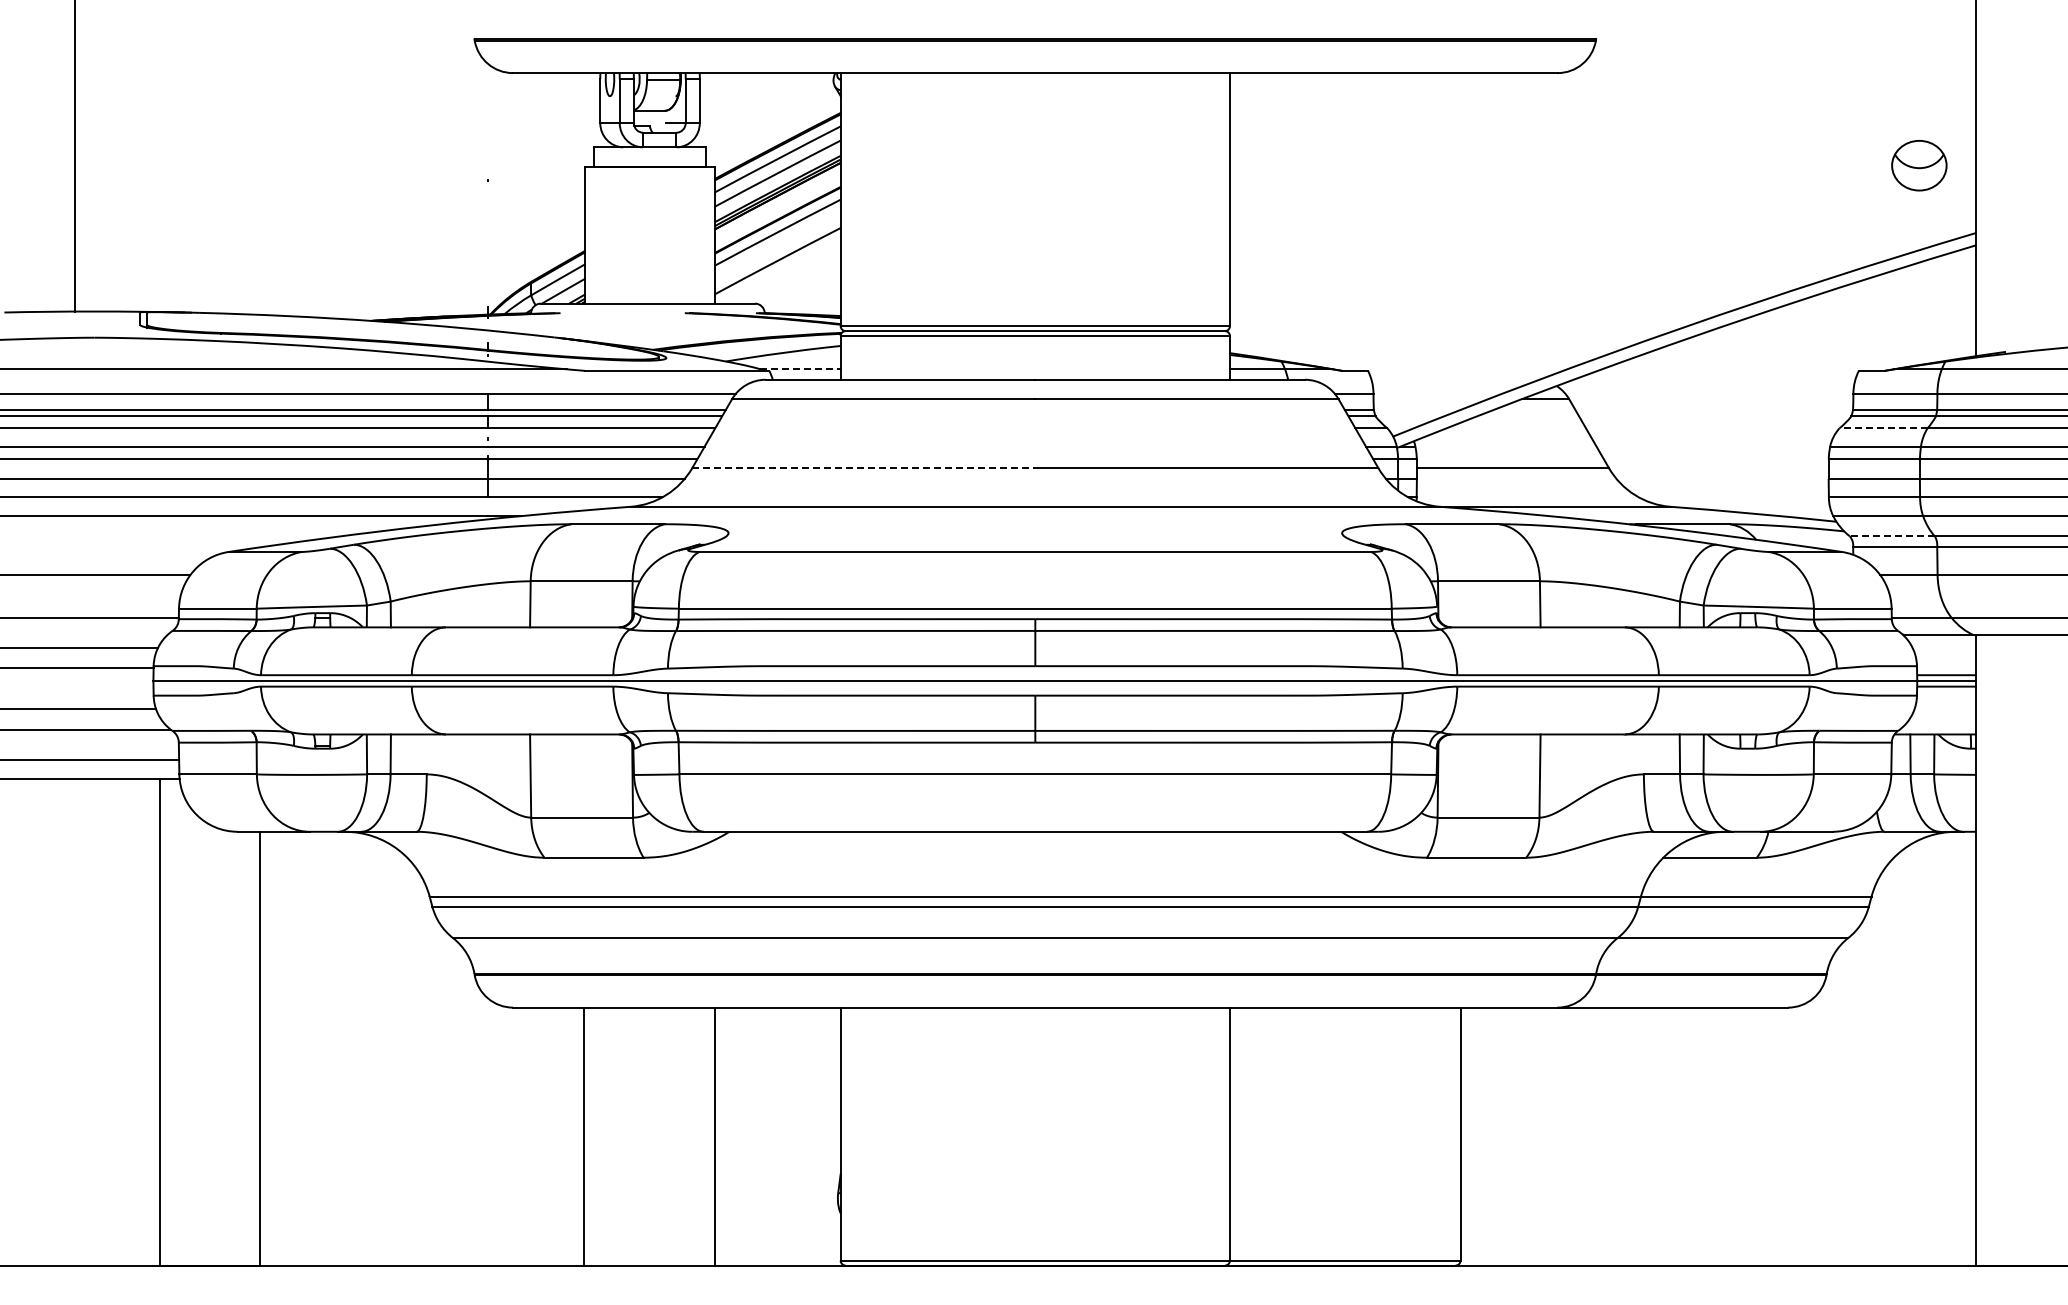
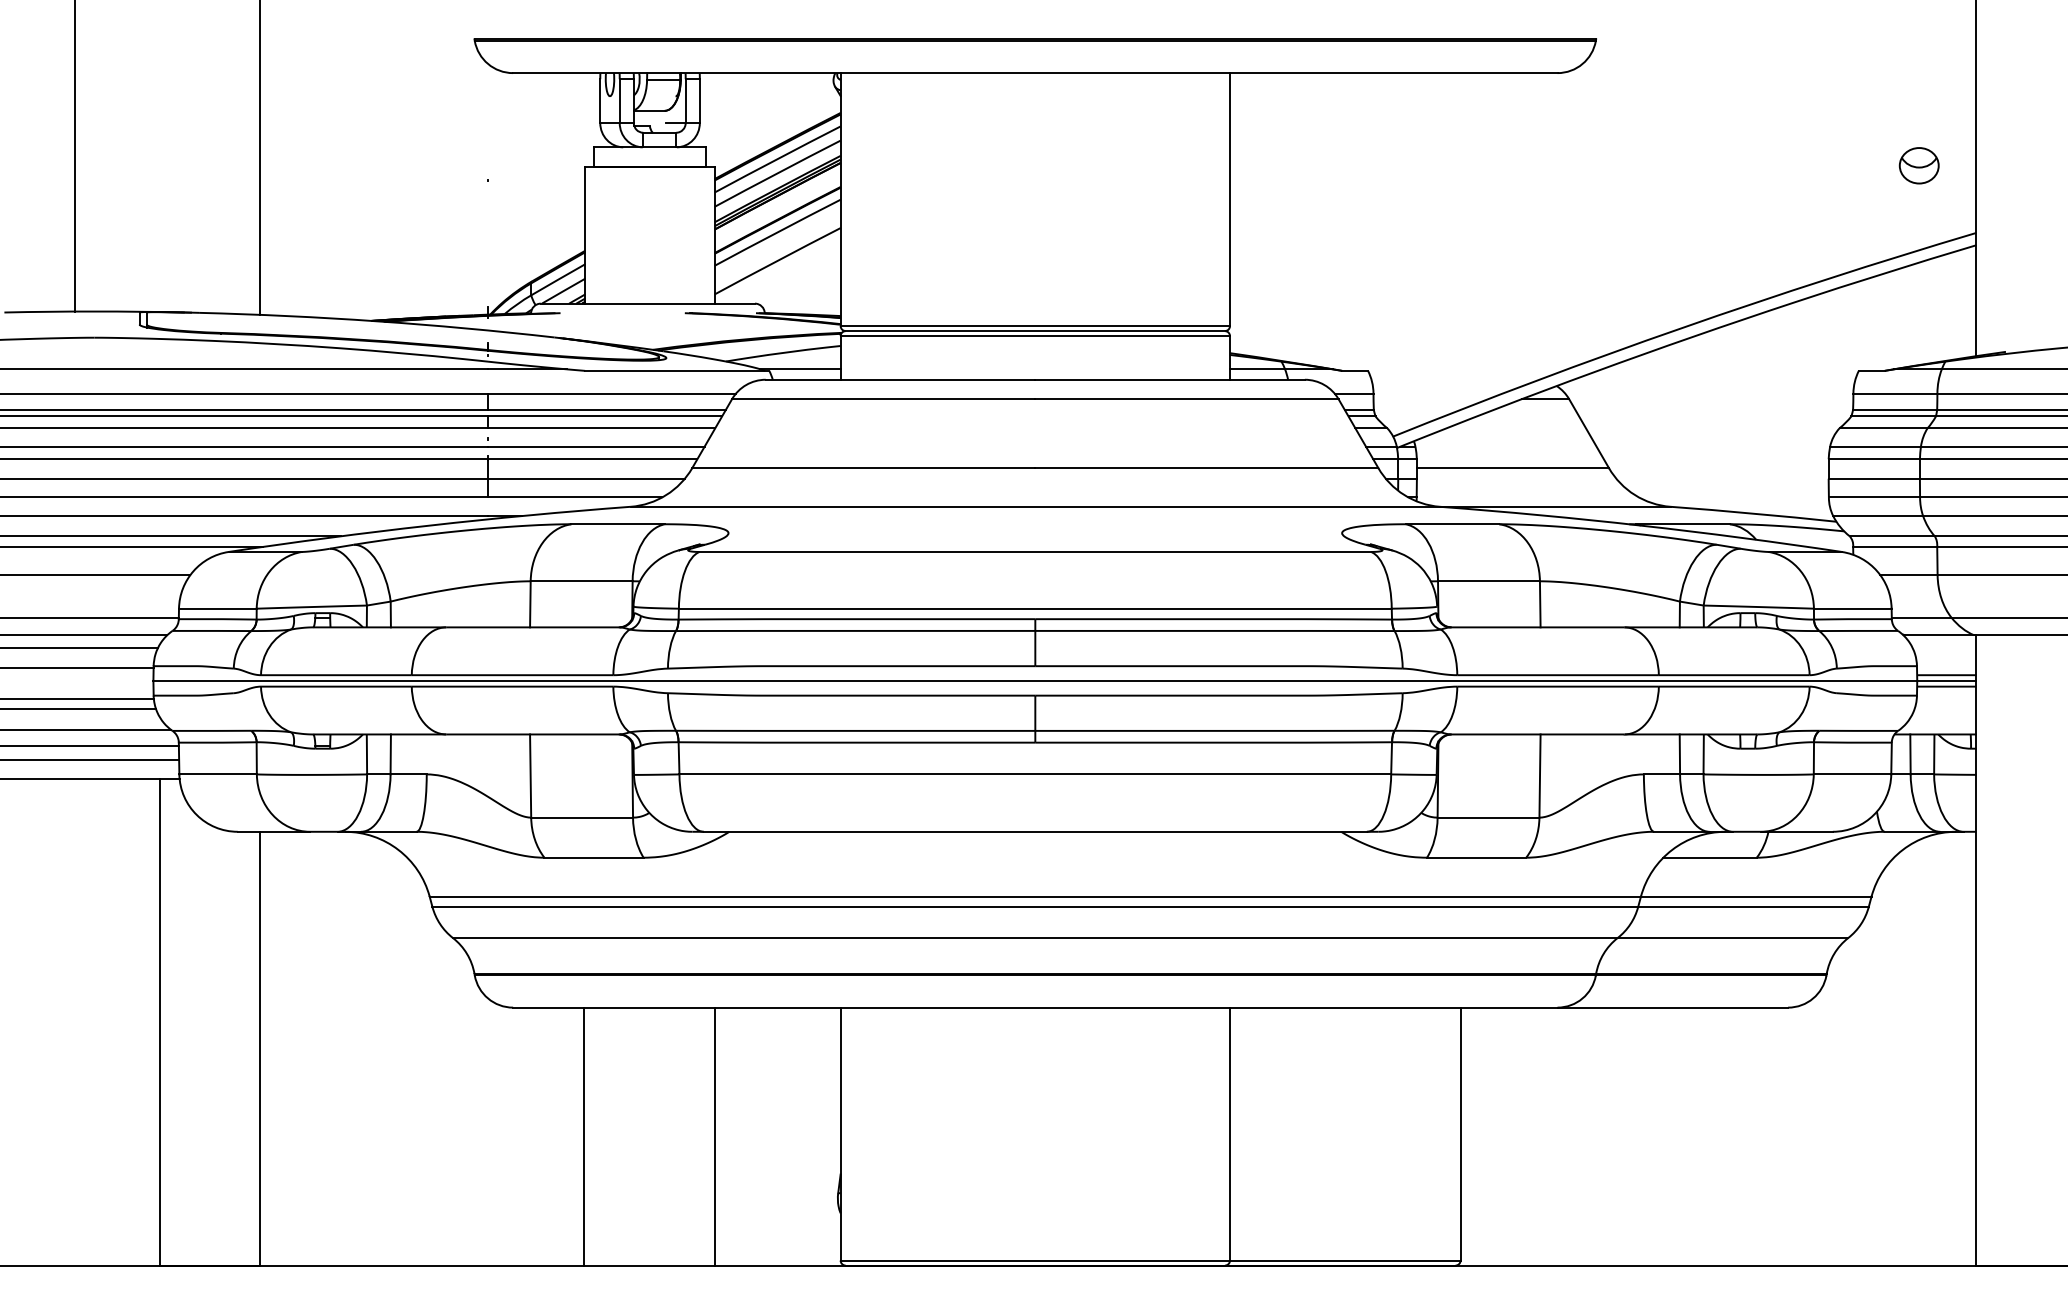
line: none -> present (259, 158)
part size: 57x52 px -> 42x38 px (1918, 165)
line: dashed -> solid (801, 369)
line: dashed -> solid (1883, 428)
line: dashed -> solid (863, 468)
line: none -> present (171, 536)
line: dashed -> solid (1892, 536)
line: none -> present (132, 546)
line: none -> present (84, 635)
line: none -> present (77, 699)
line: none -> present (90, 745)
